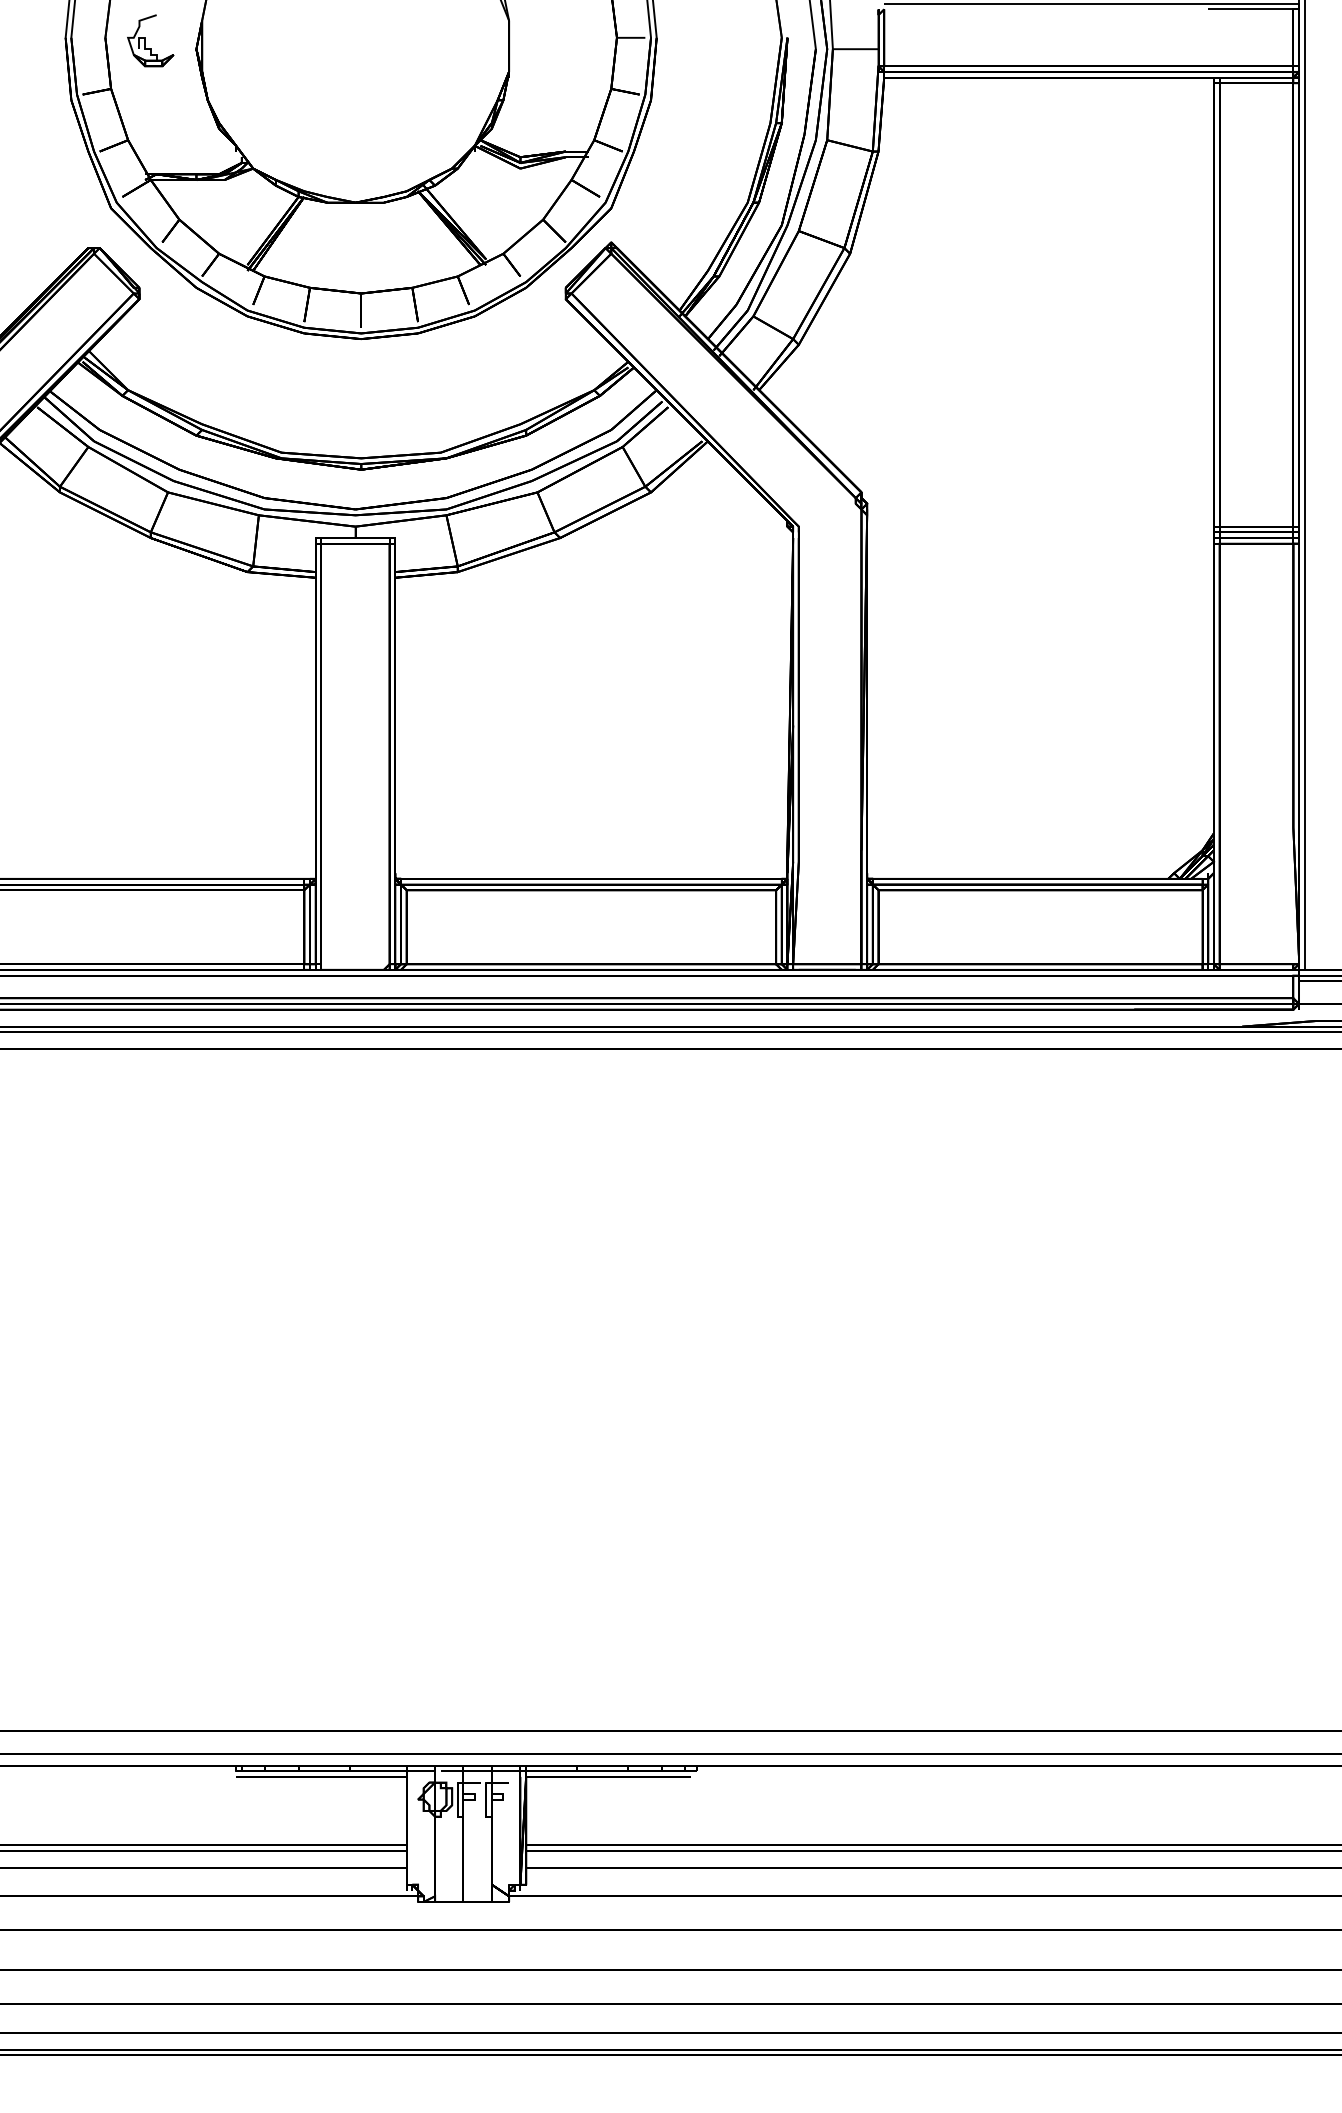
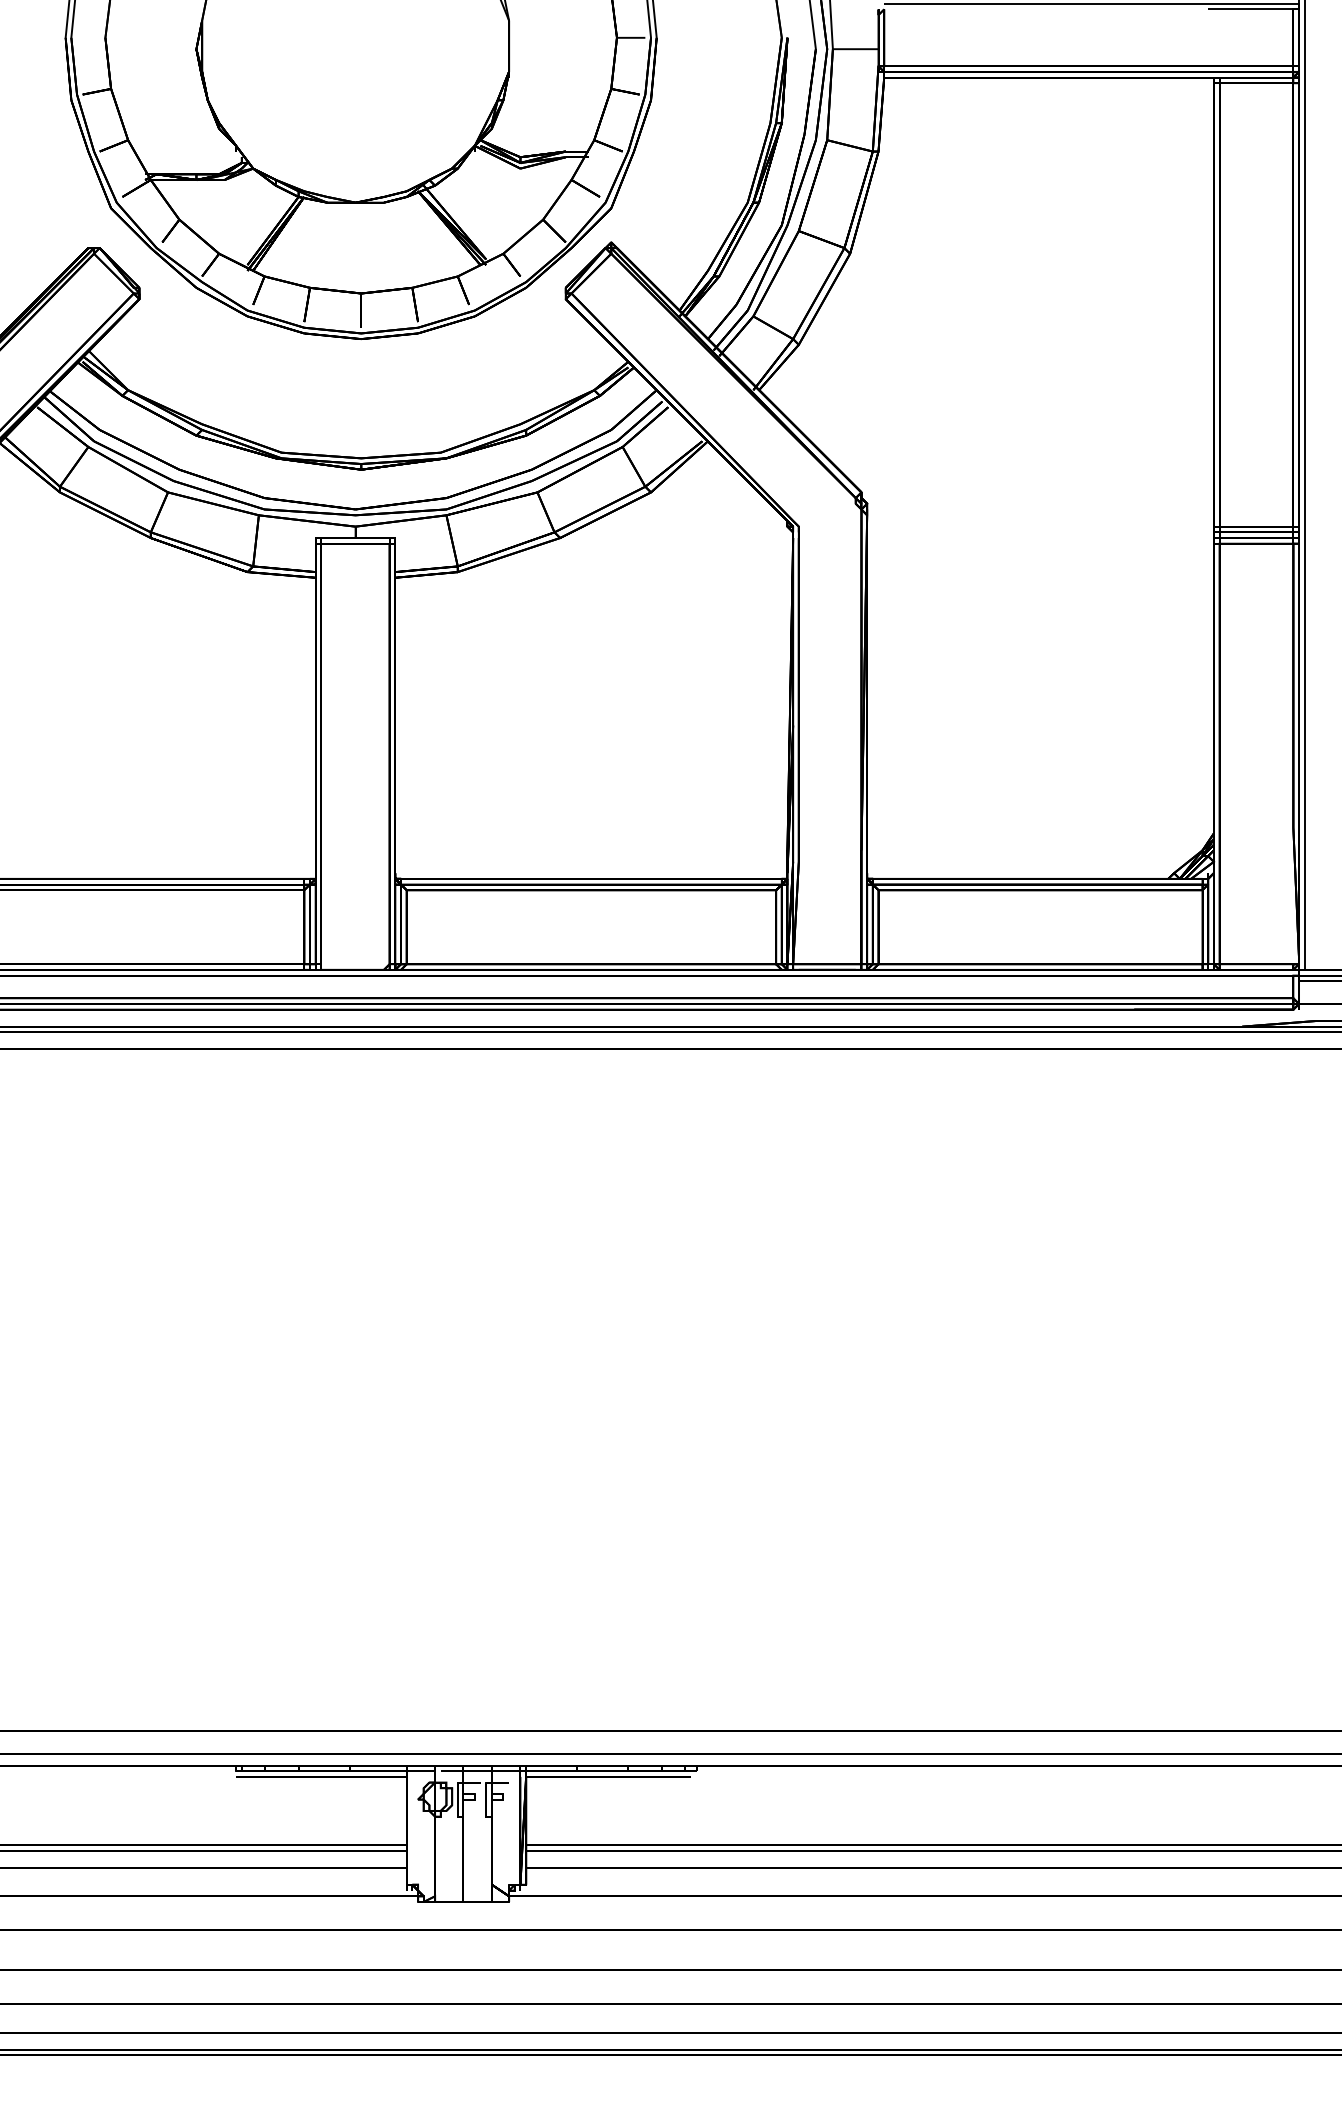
part: present -> none (150, 40)
